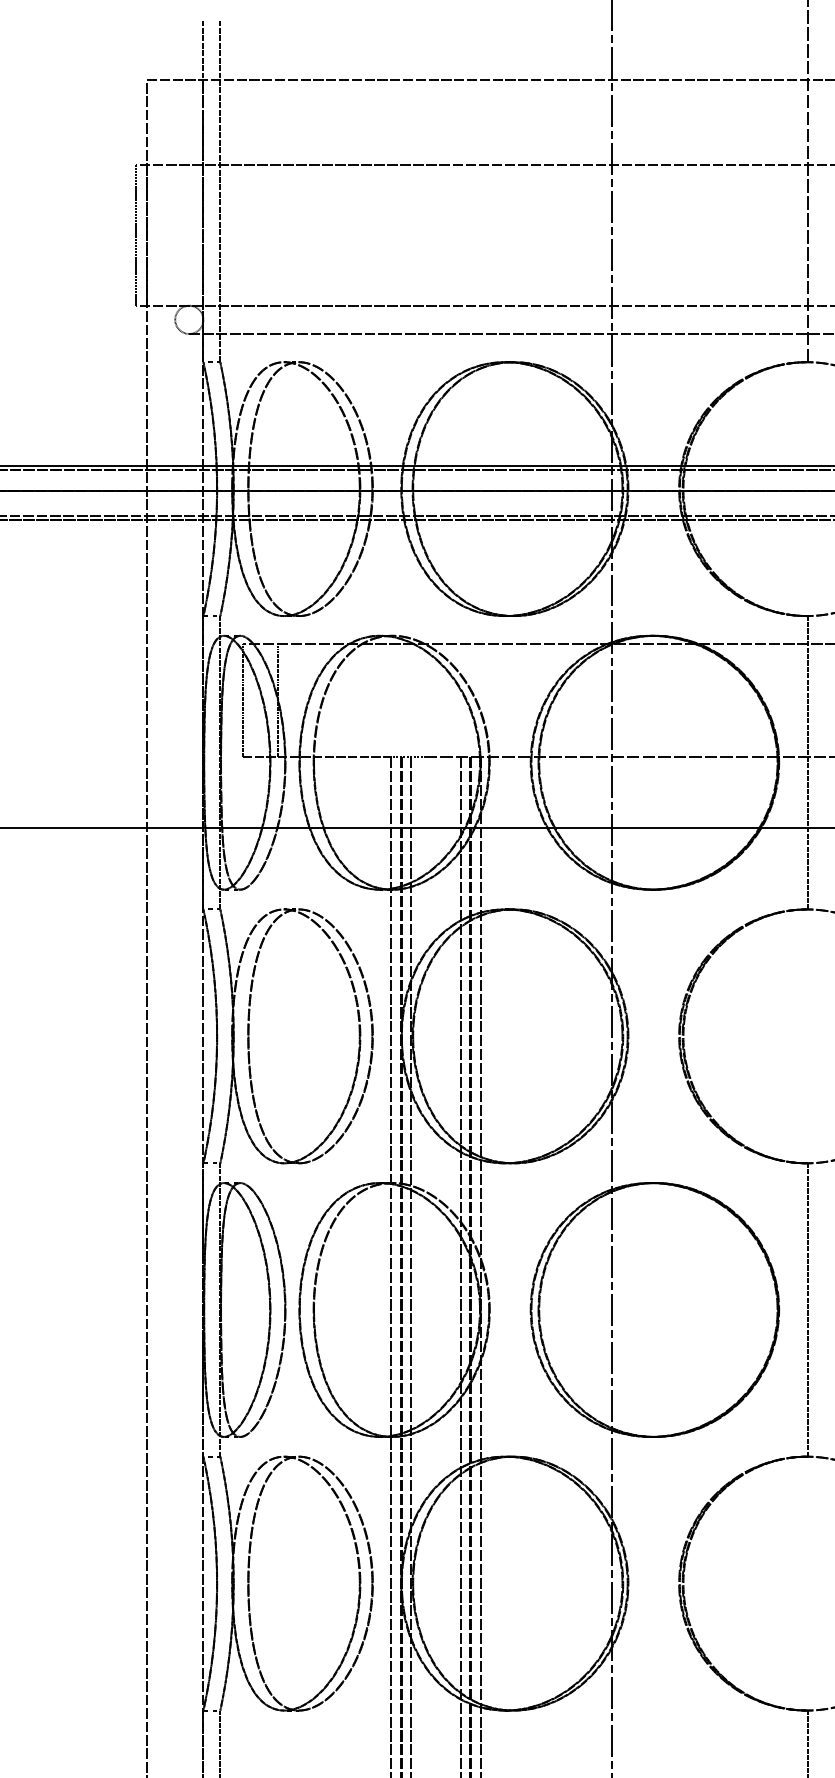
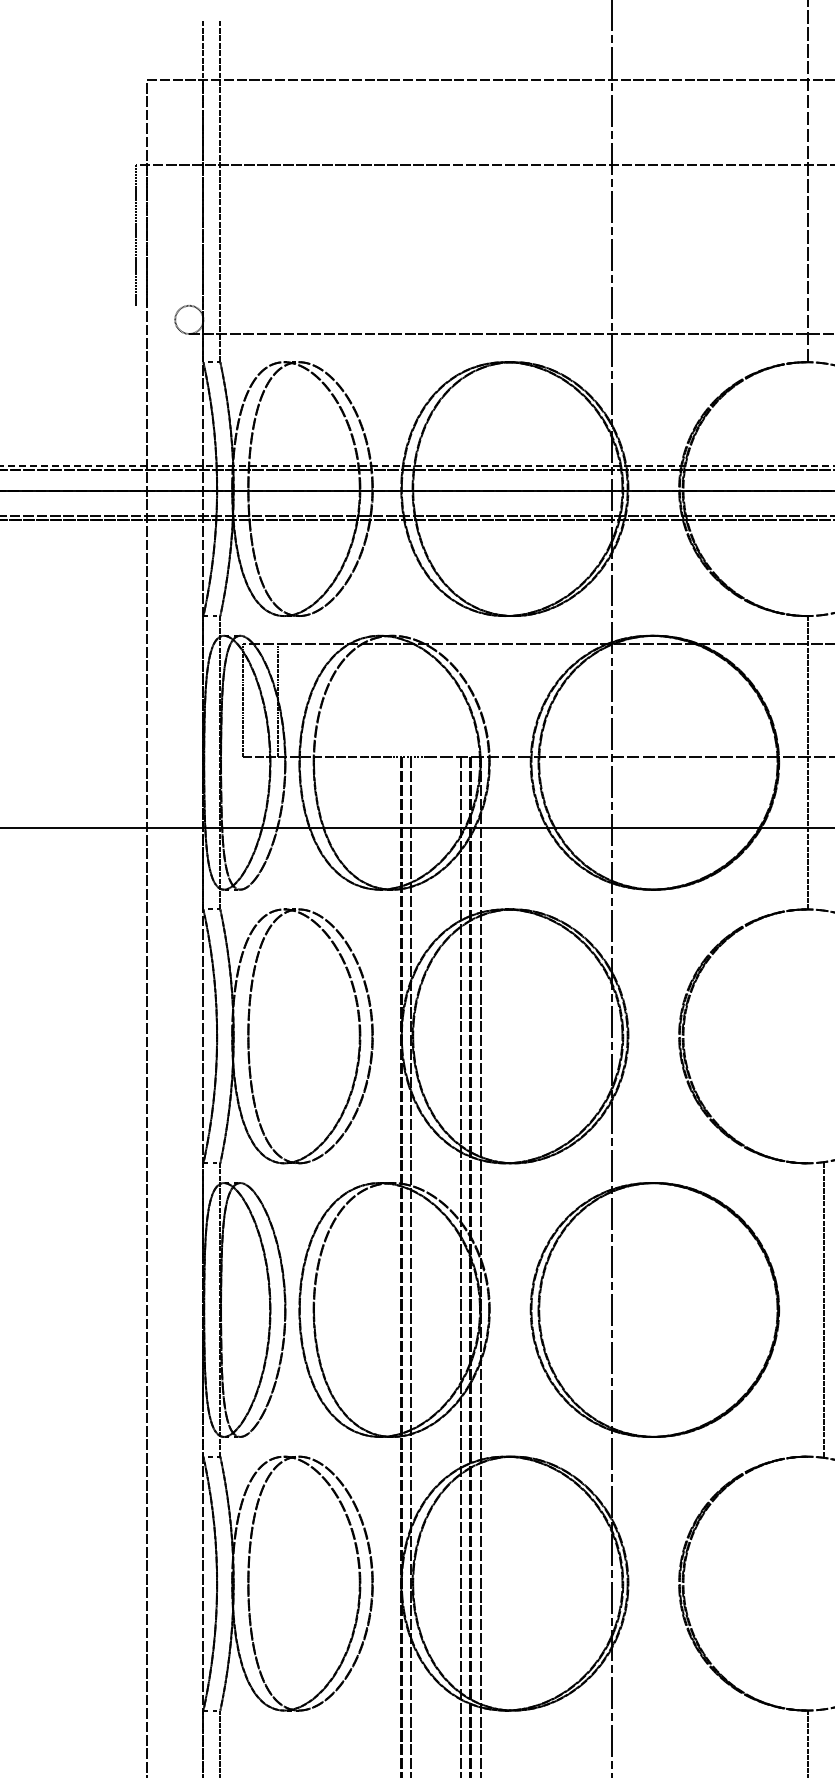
line: present -> none (483, 305)
line: solid -> dashed (417, 465)
line: present -> none (390, 1265)
line position: (807, 1309) -> (823, 1309) (823, 1309)
